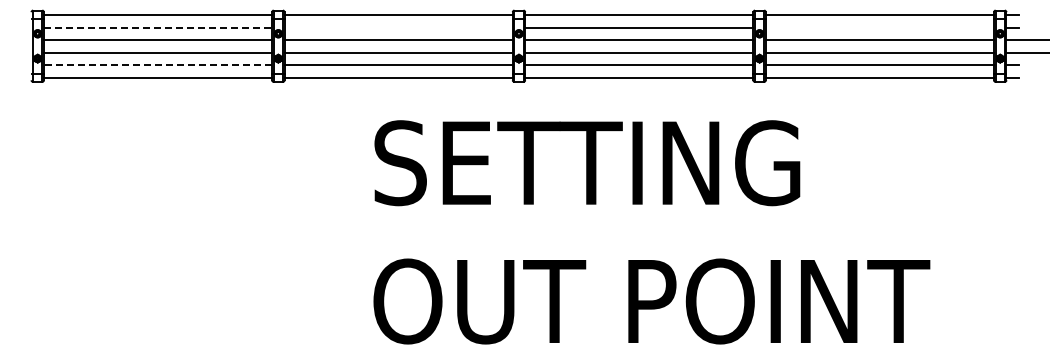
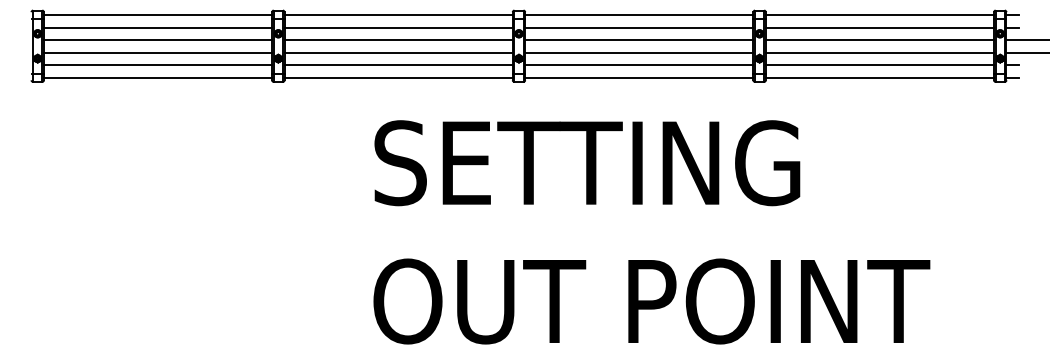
line: dashed -> solid (158, 28)
line: none -> present (398, 28)
line: none -> present (879, 28)
line: dashed -> solid (157, 64)
